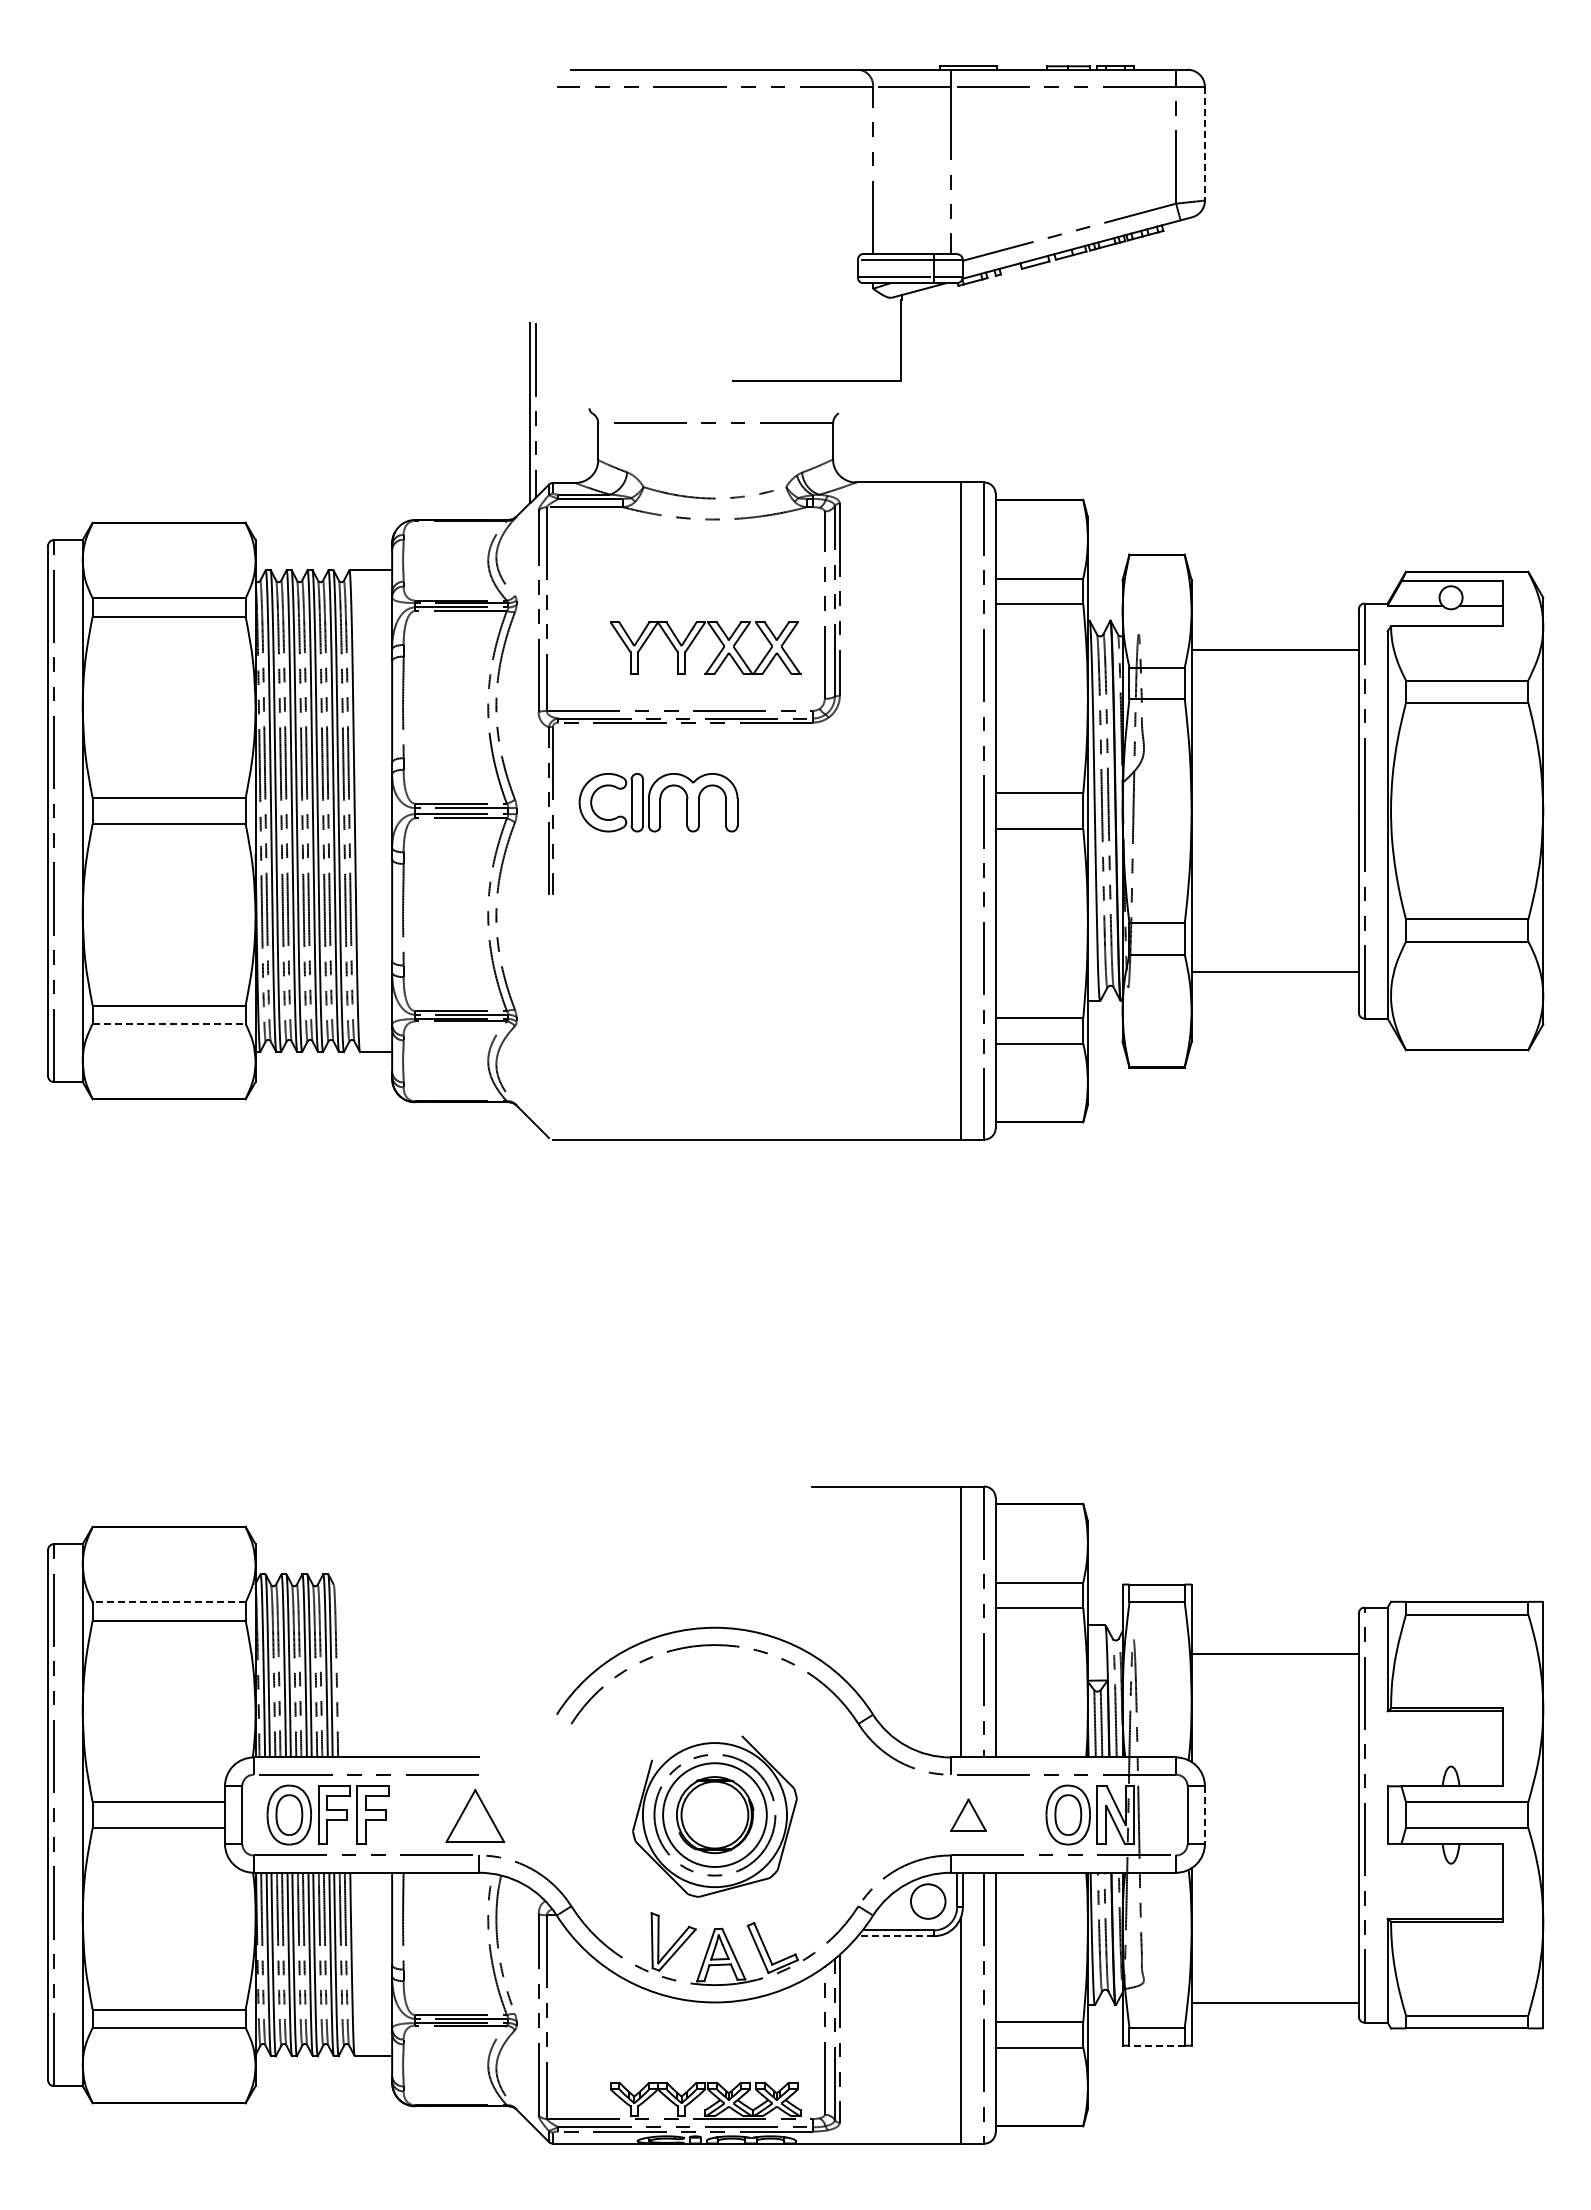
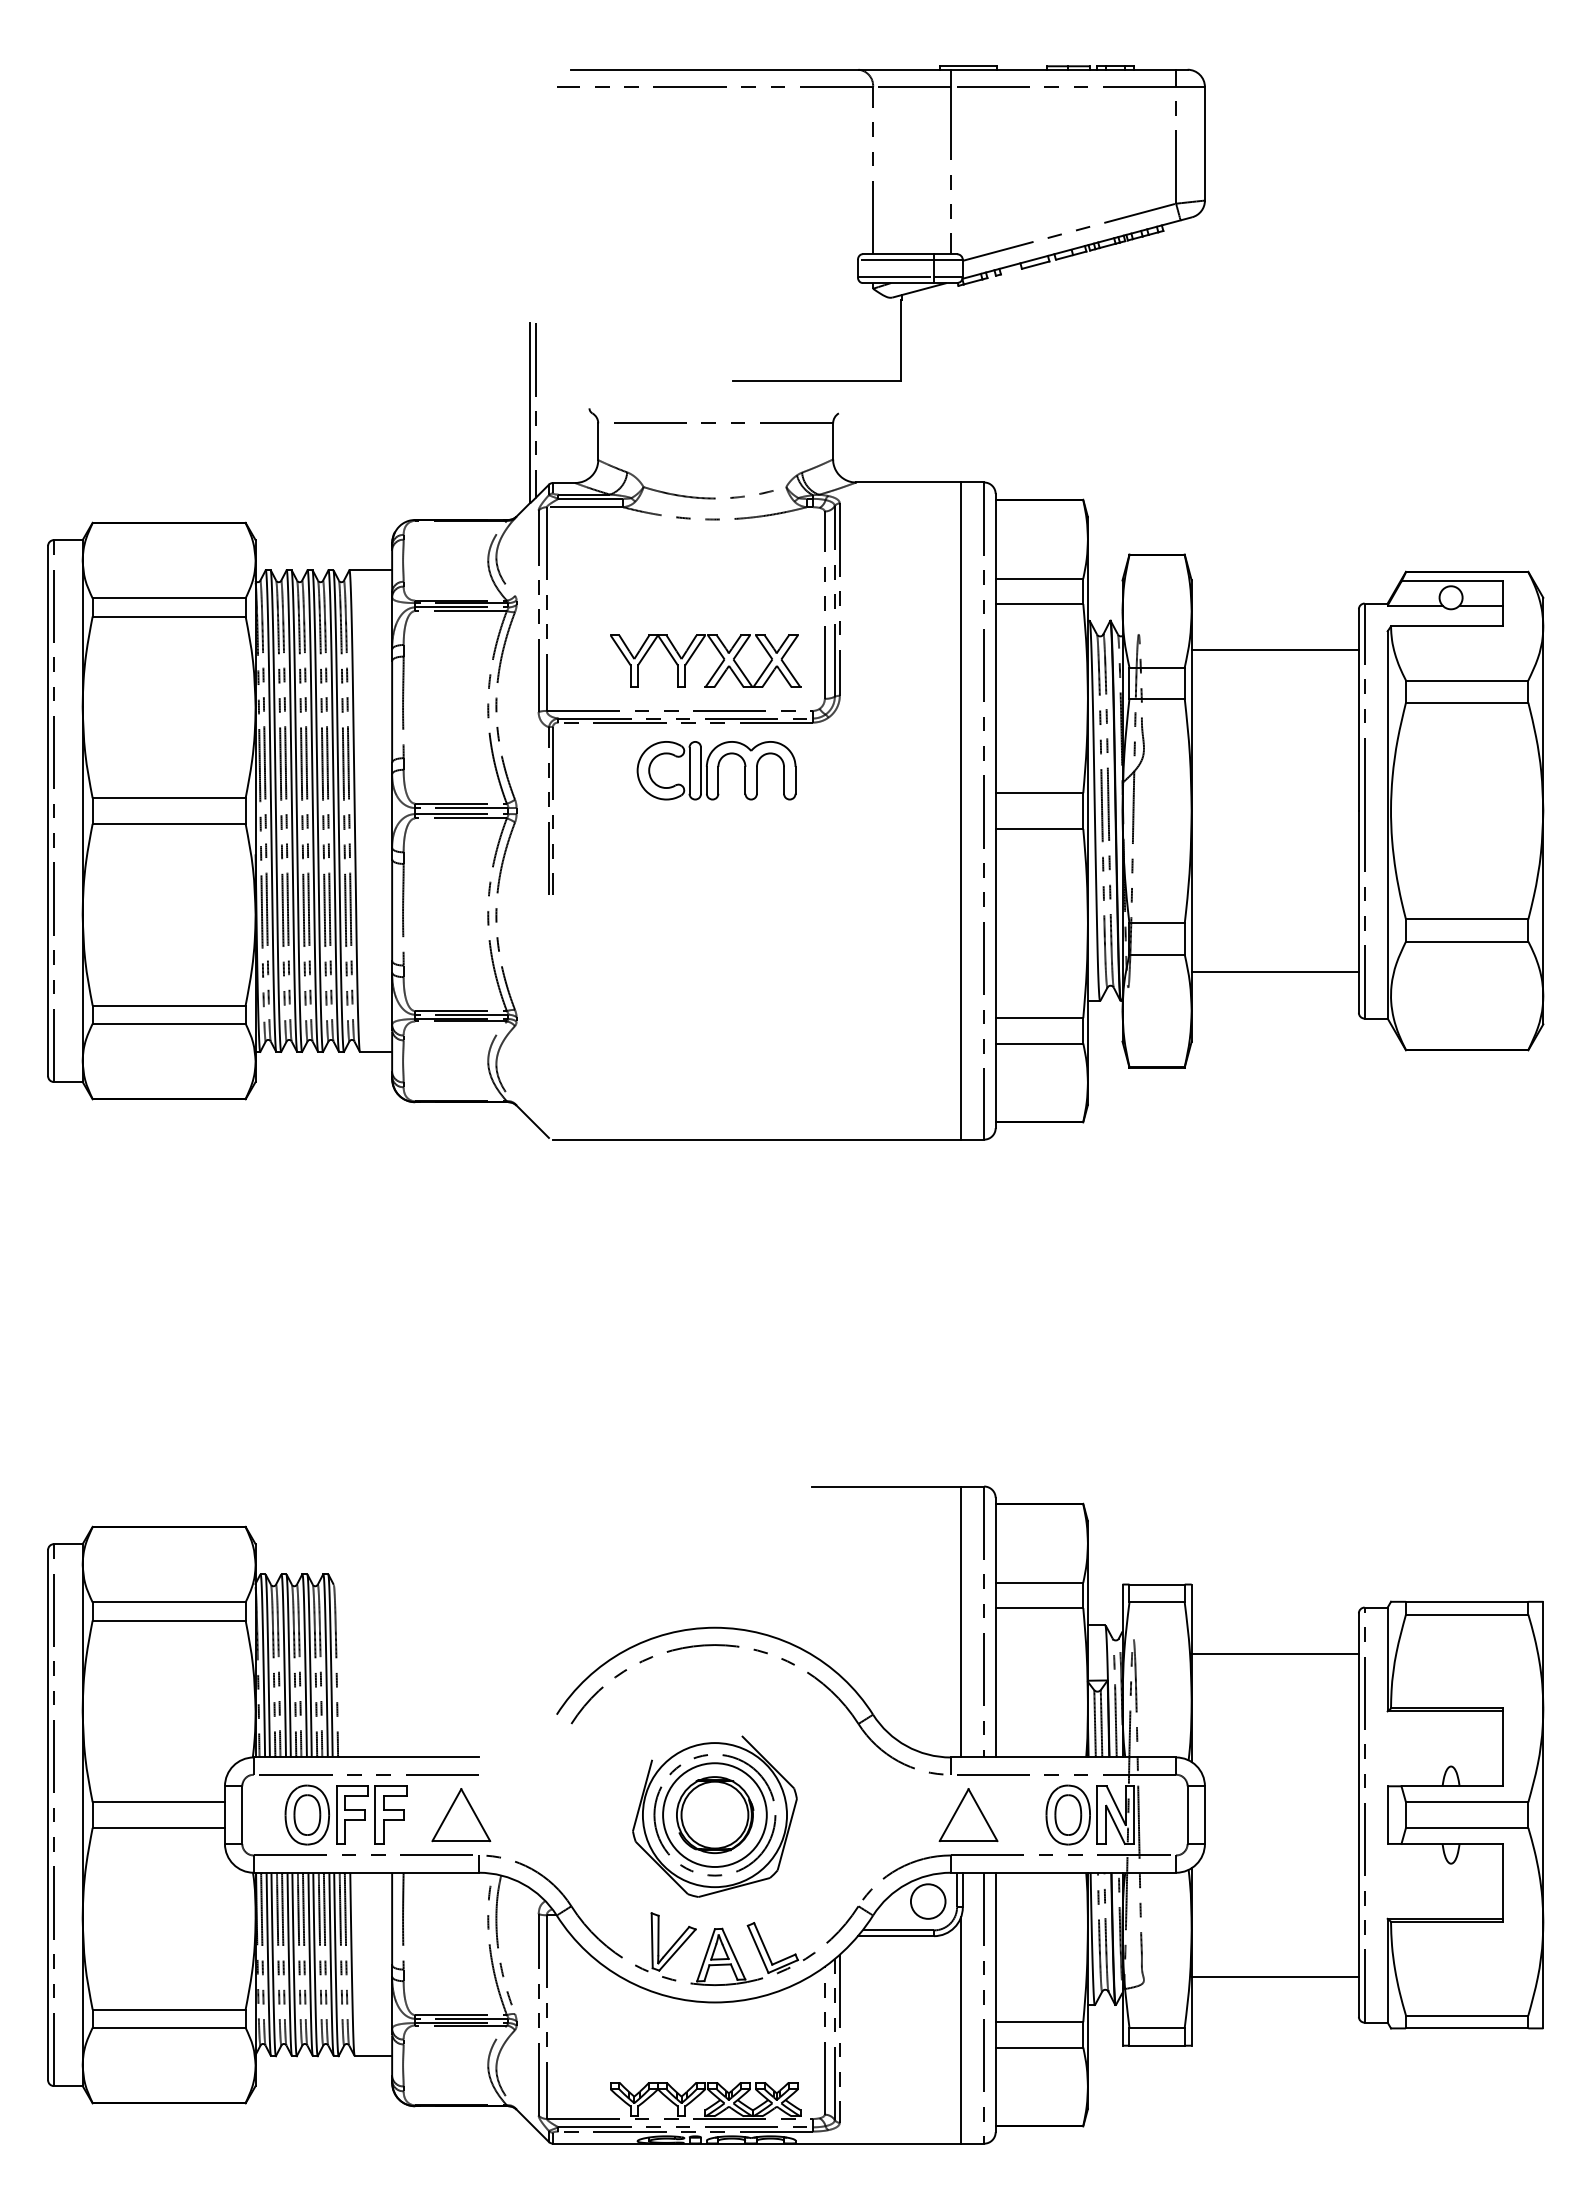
line: dashed -> solid (1204, 143)
part position: (694, 640) -> (694, 653) (694, 653)
part position: (658, 802) -> (716, 770) (716, 770)
line: dashed -> solid (169, 1023)
line: dashed -> solid (168, 1602)
part position: (327, 1814) -> (345, 1814) (345, 1814)
part size: 37x34 px -> 61x55 px (968, 1815)
line: dashed -> solid (1204, 1815)
part position: (475, 1816) -> (461, 1815) (461, 1815)
line: dashed -> solid (895, 1936)
line position: (1274, 2002) -> (1274, 1976) (1274, 1976)
line: dashed -> solid (1157, 2045)
